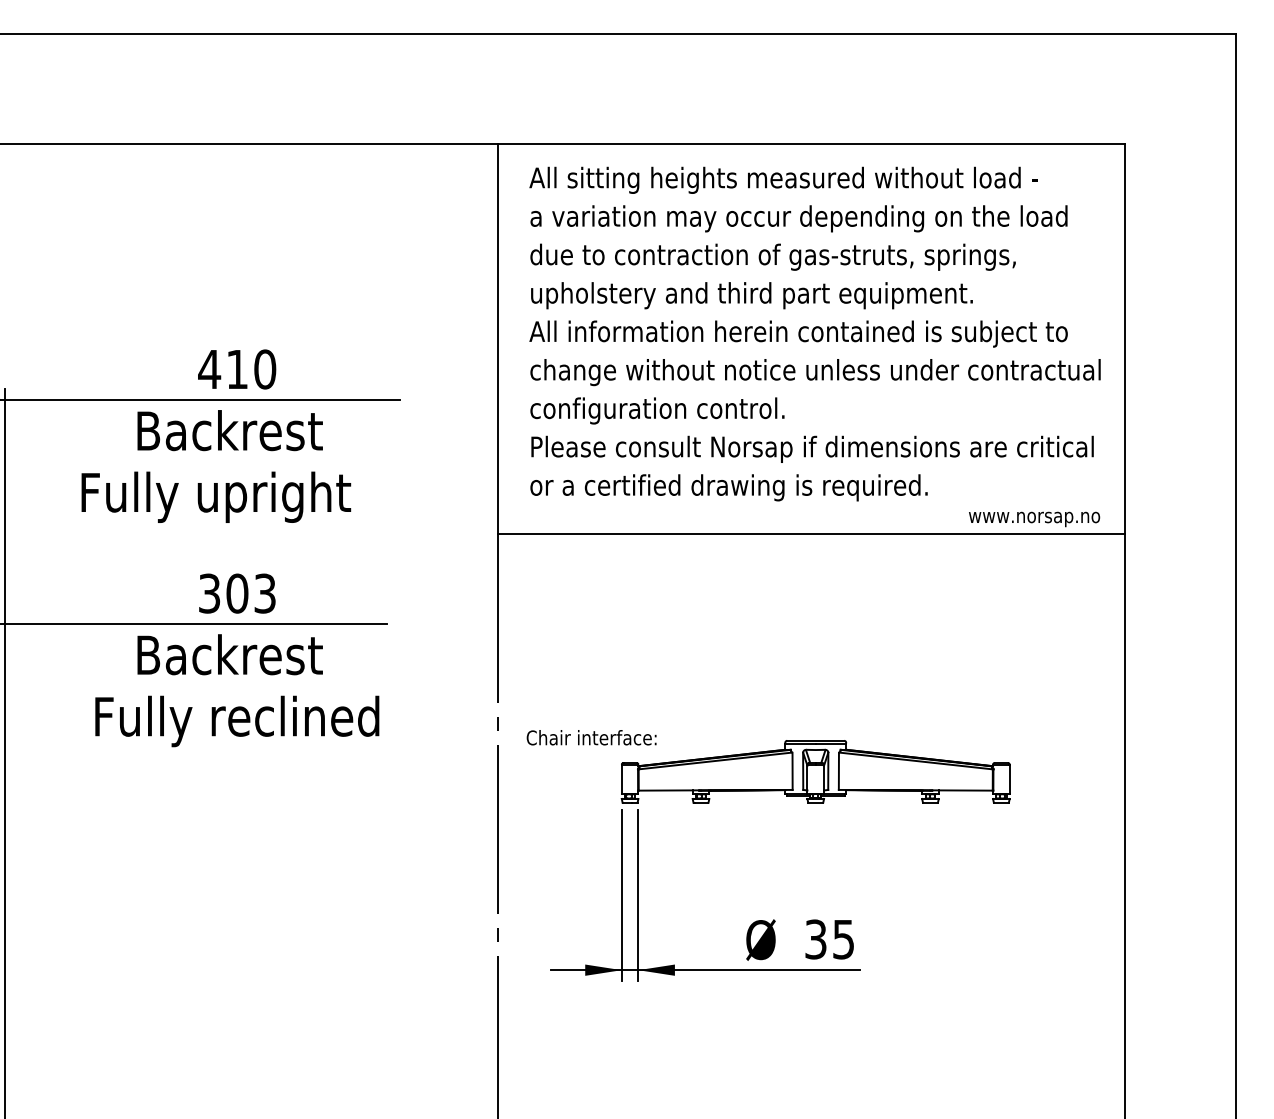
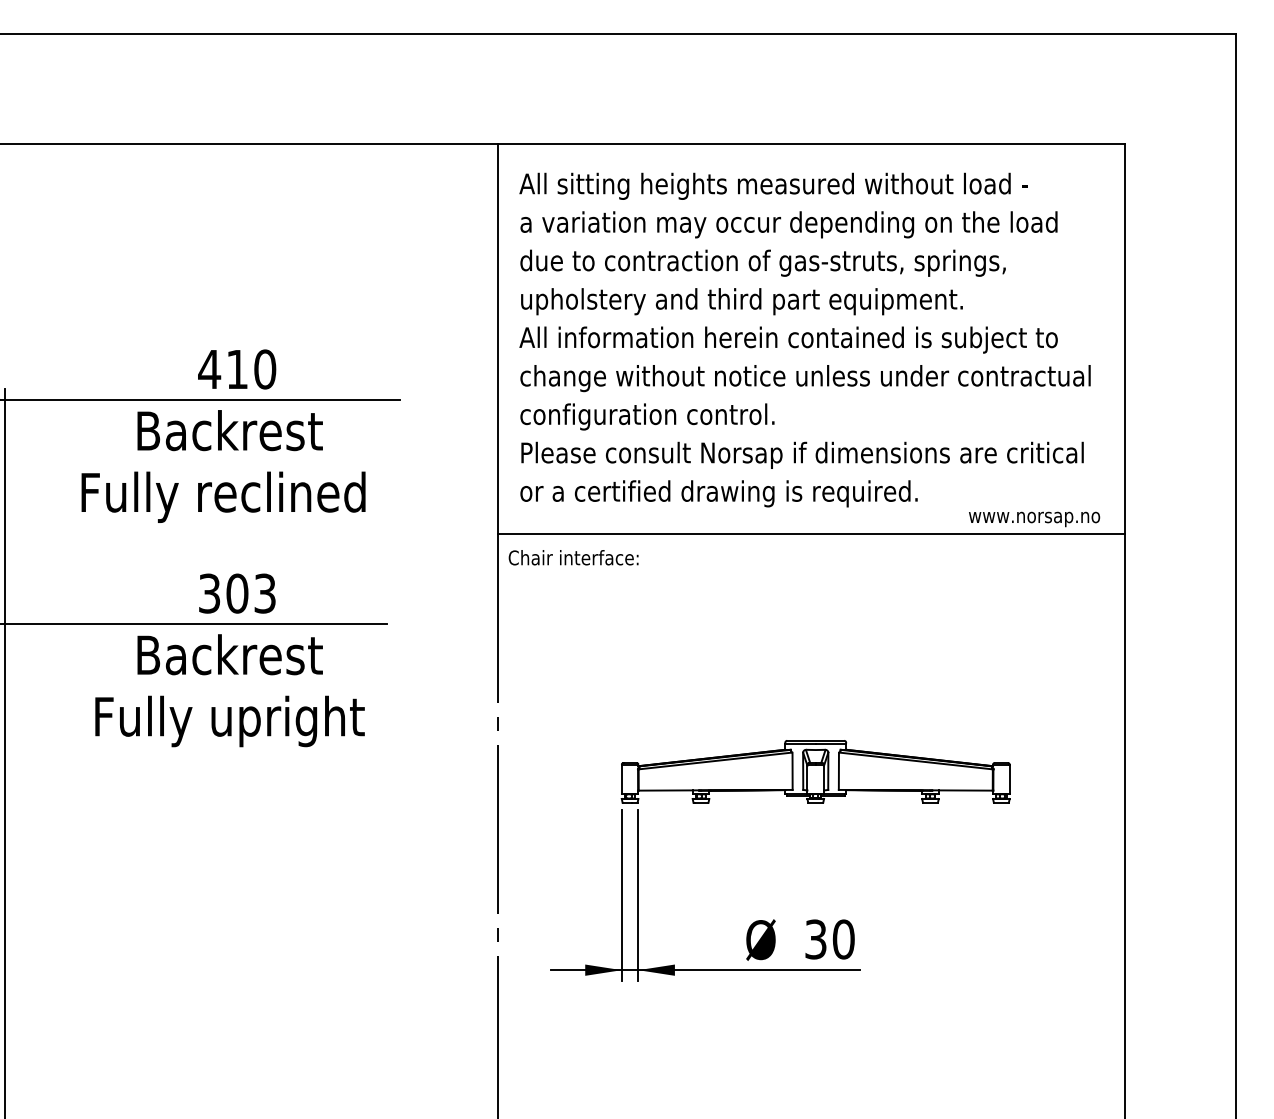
text position: (814, 333) -> (804, 339) (804, 339)
text: Fully upright -> Fully reclined (281, 496)
text: Fully reclined -> Fully upright (295, 721)
text position: (591, 737) -> (573, 557) (573, 557)
text: 35 -> 30 (843, 939)
